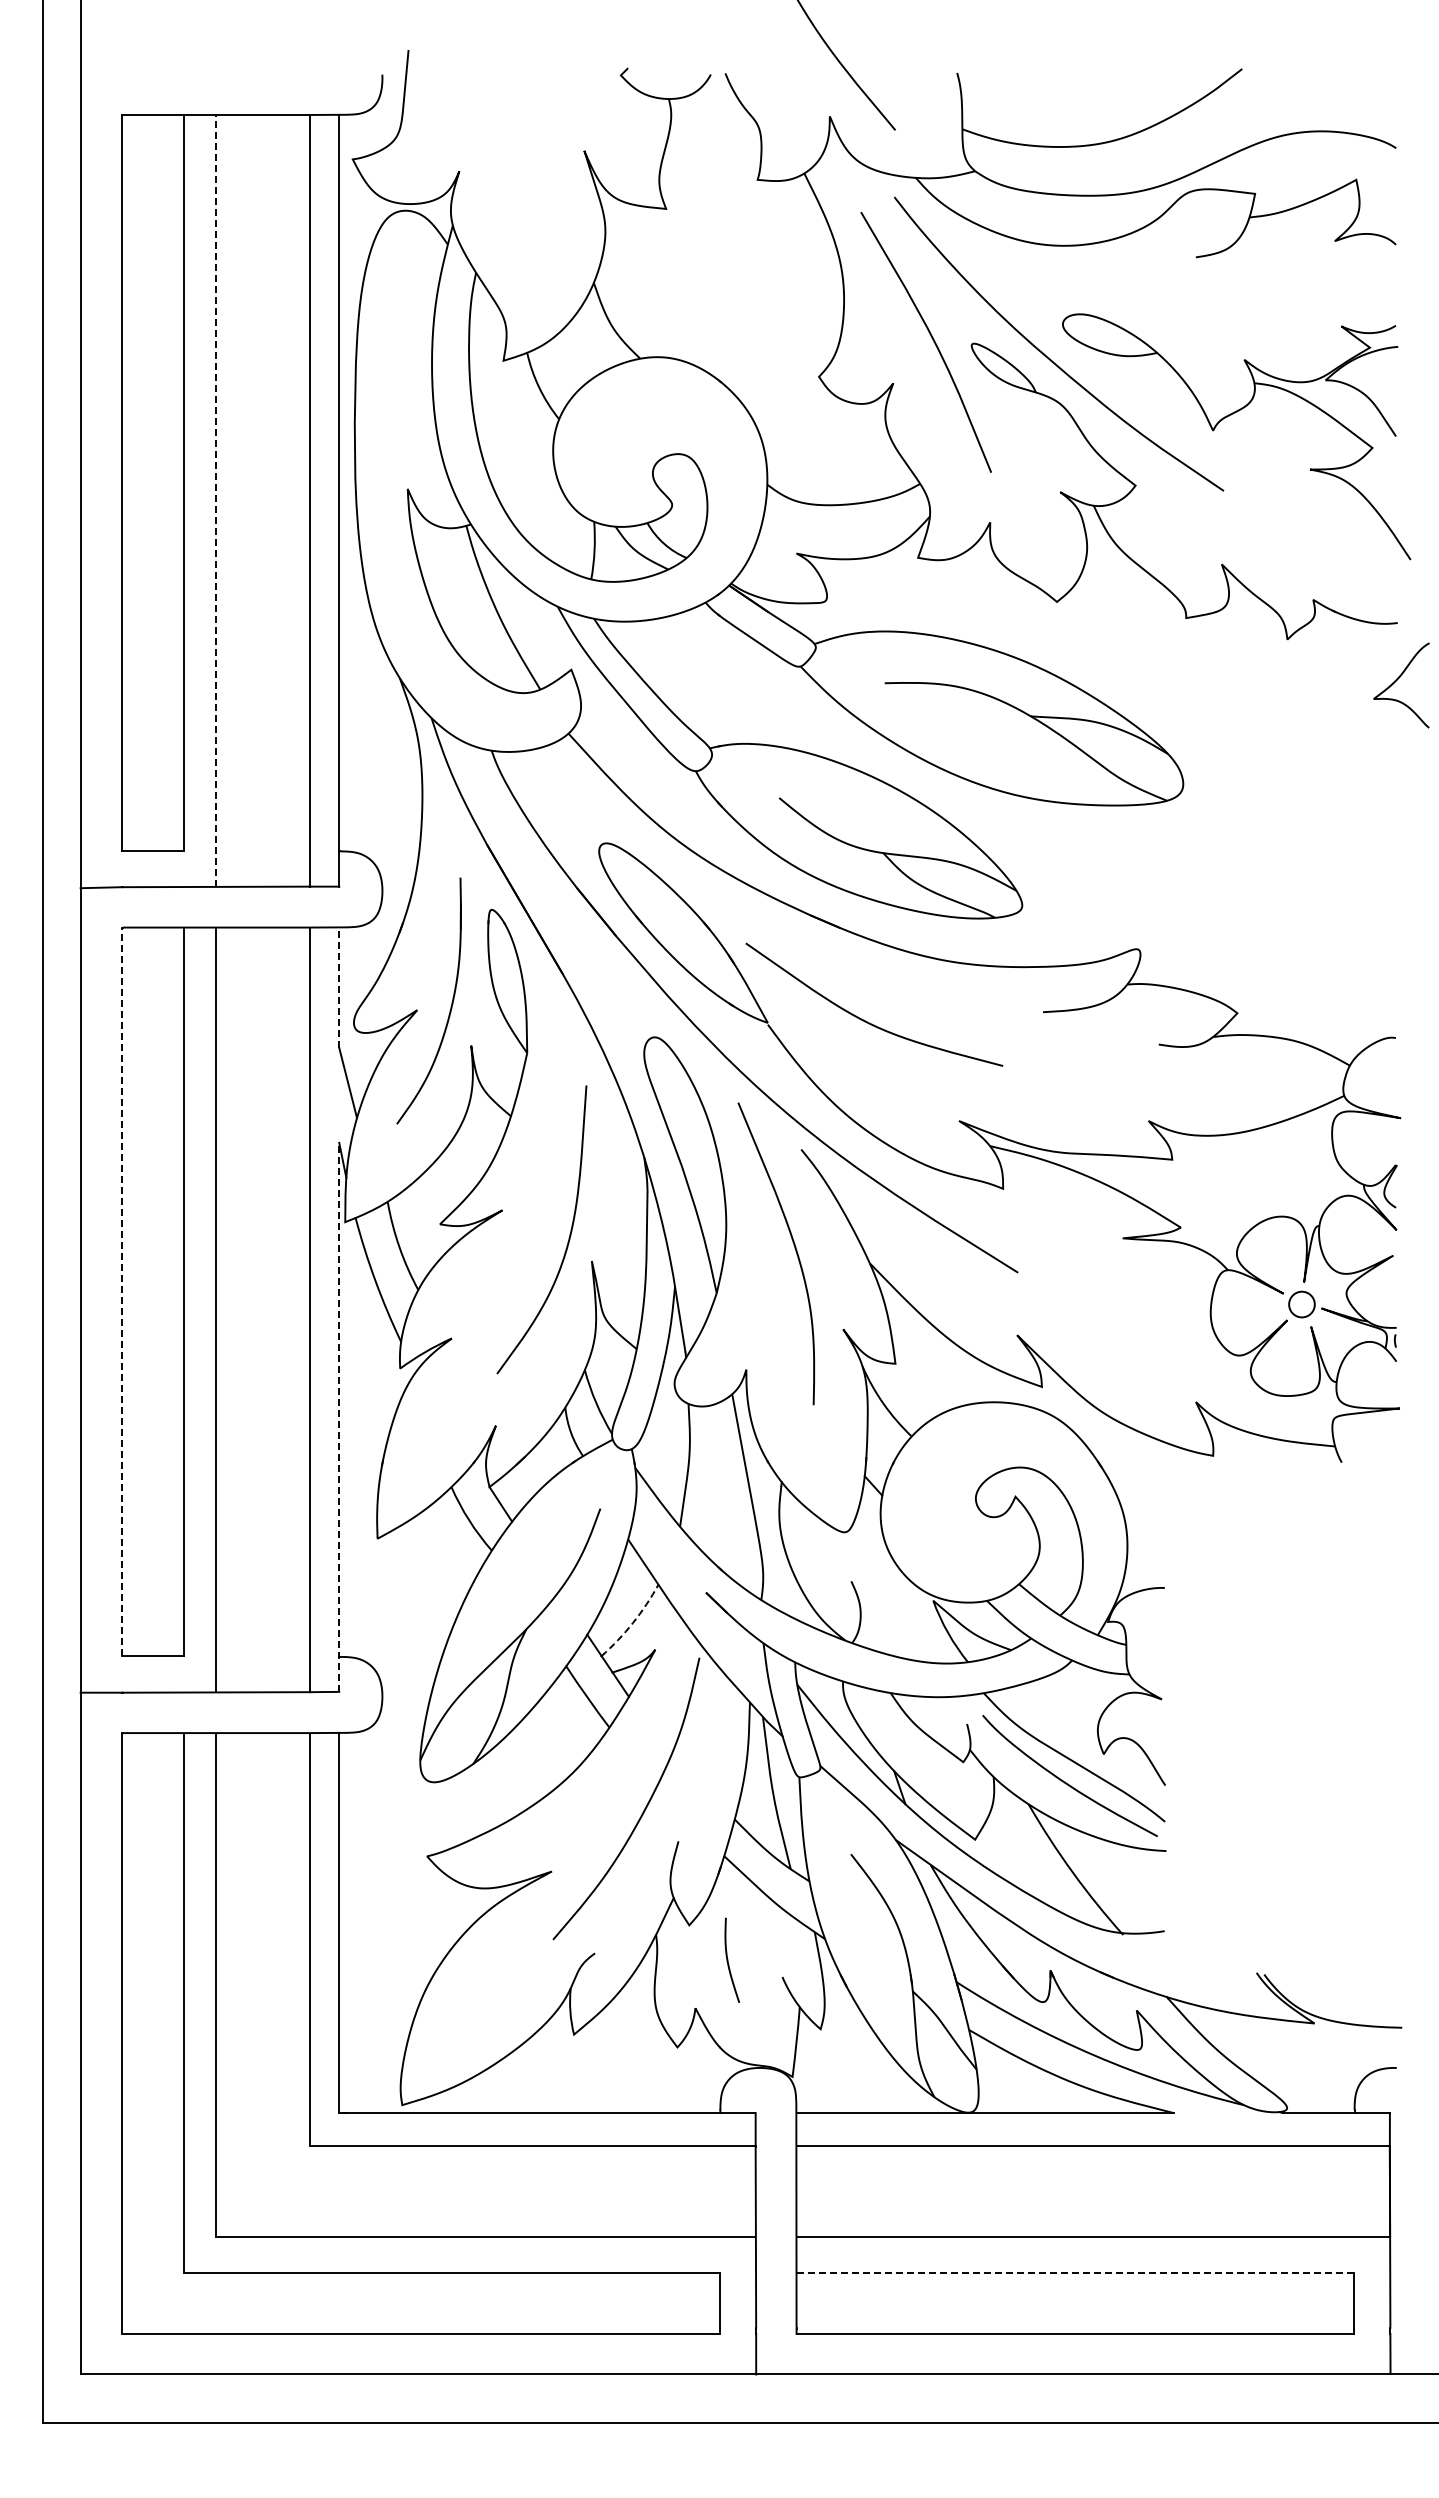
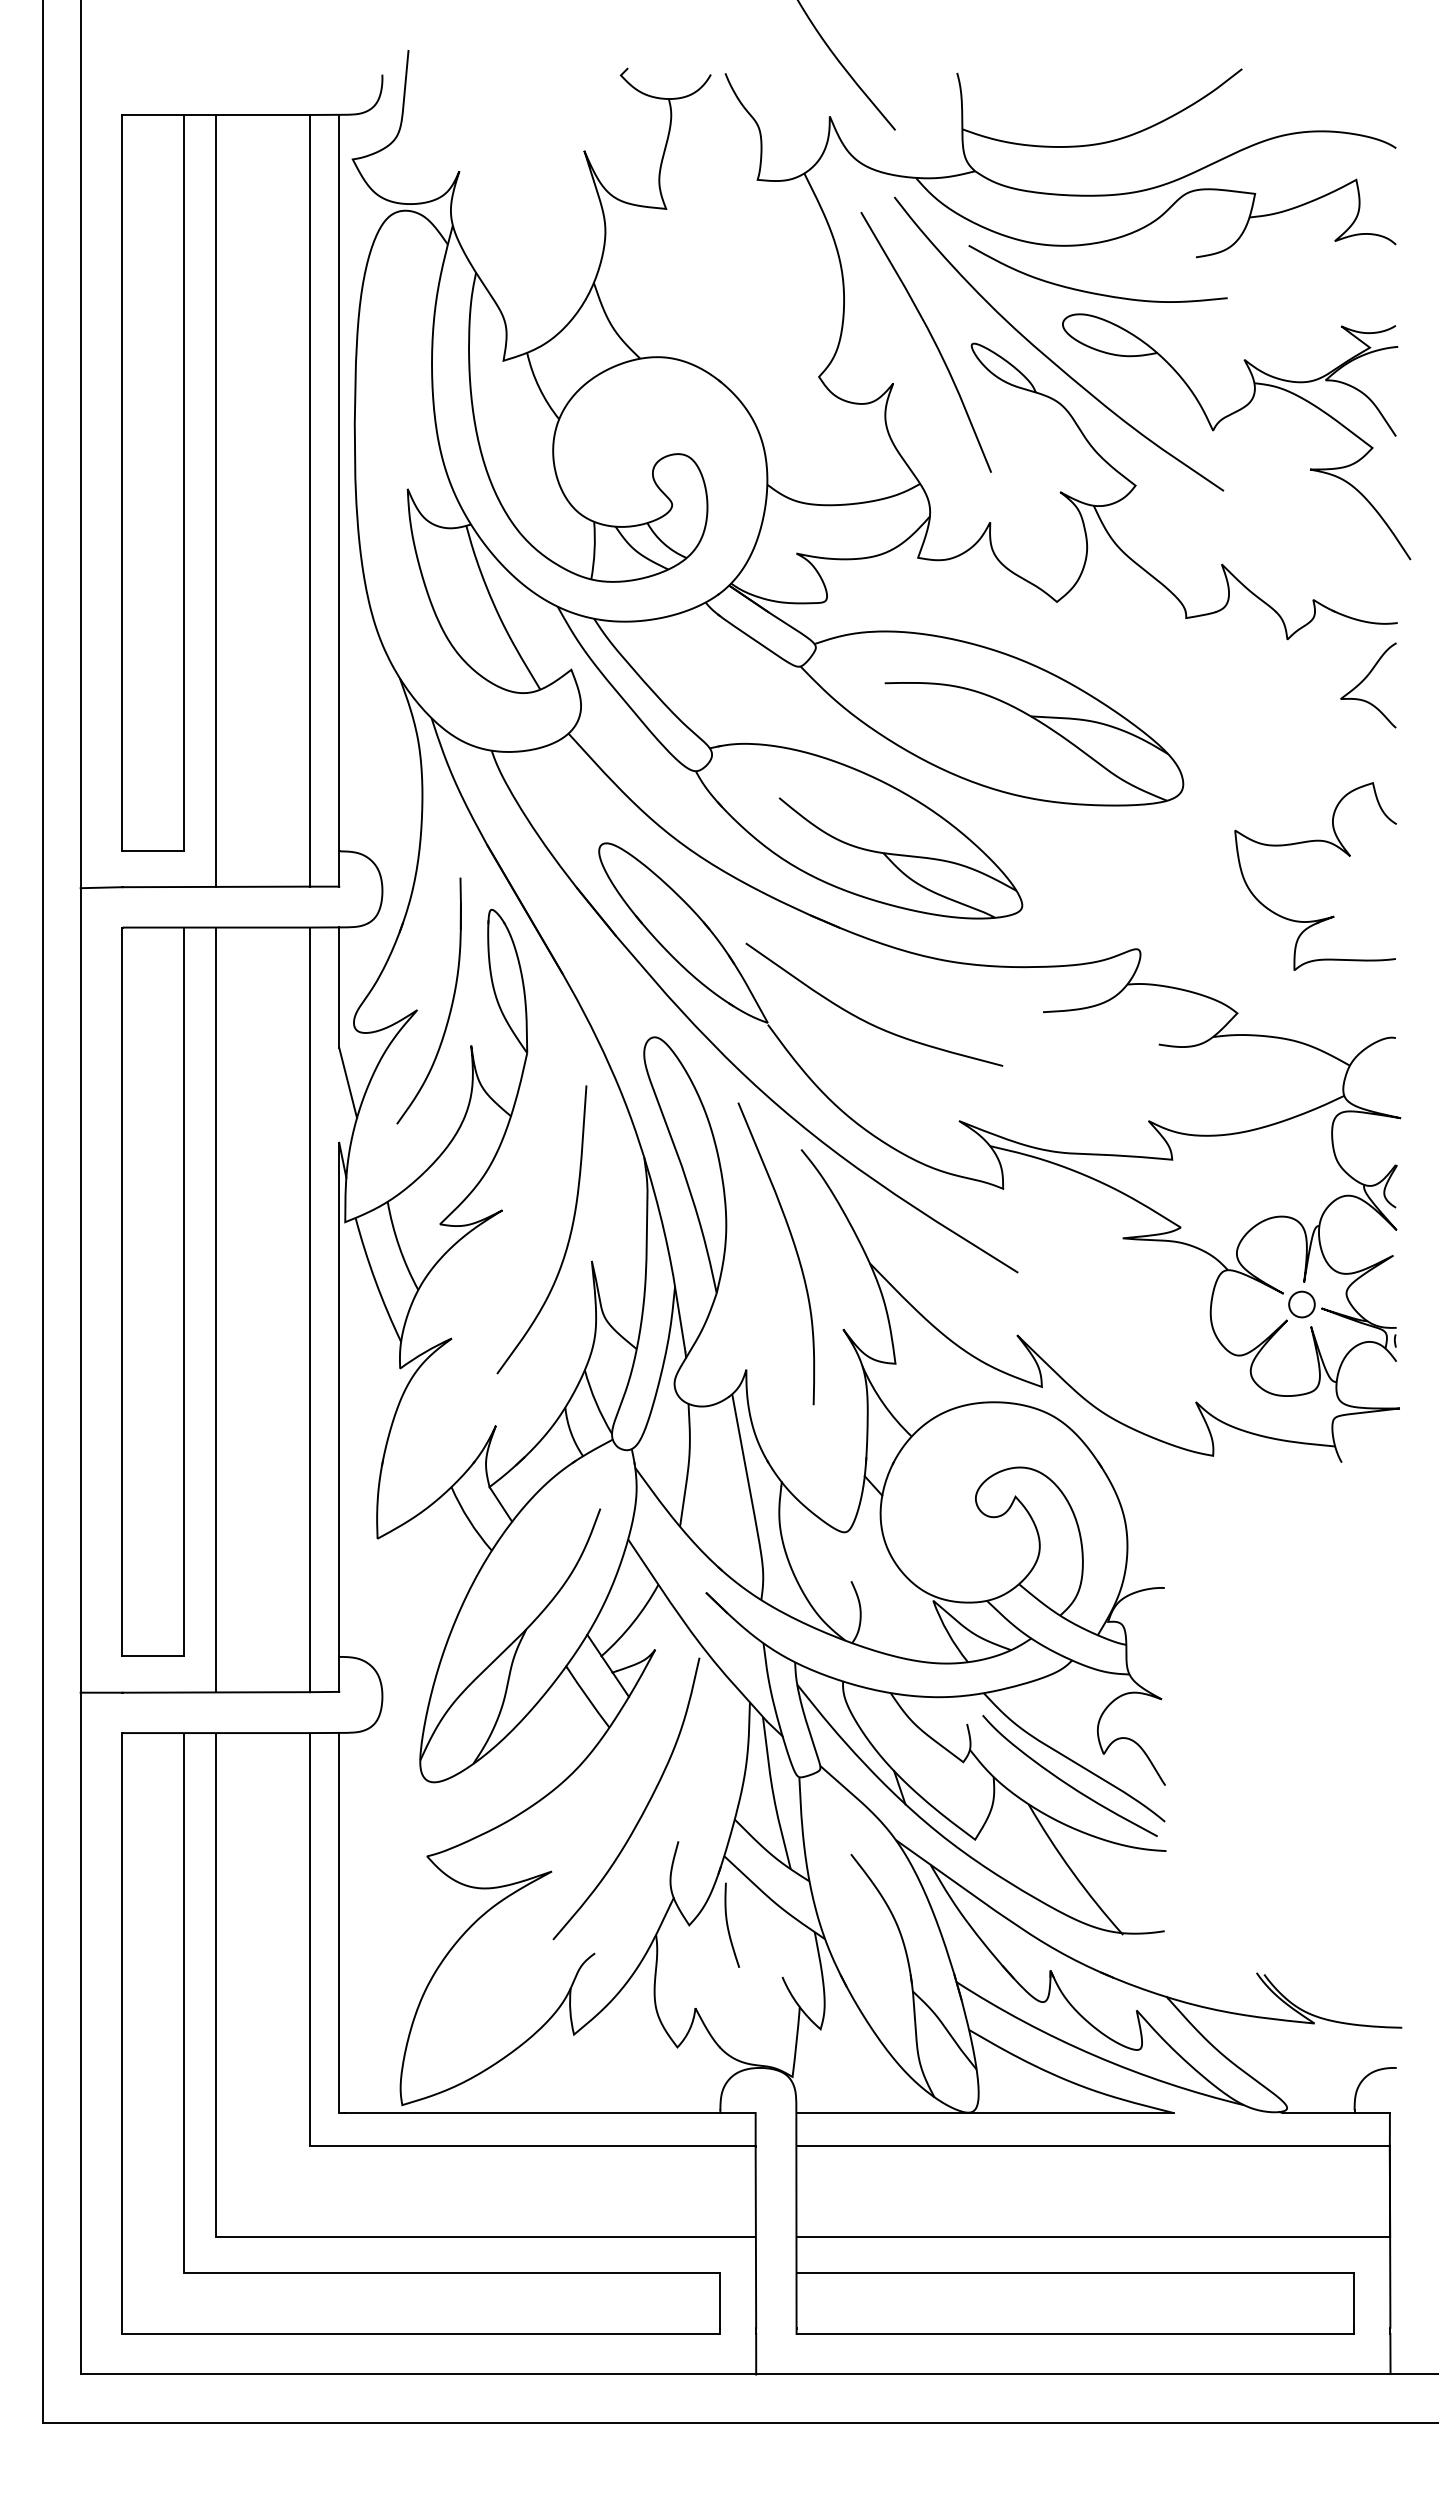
curve: none -> present (1095, 292)
line: dashed -> solid (216, 500)
curve position: (1397, 680) -> (1364, 680) (1364, 680)
part: none -> present (1310, 842)
line: dashed -> solid (339, 987)
line: dashed -> solid (122, 1291)
line: dashed -> solid (339, 1417)
arc: dashed -> solid (633, 1622)
curve position: (728, 1959) -> (728, 1924) (728, 1924)
line: dashed -> solid (1075, 2272)
